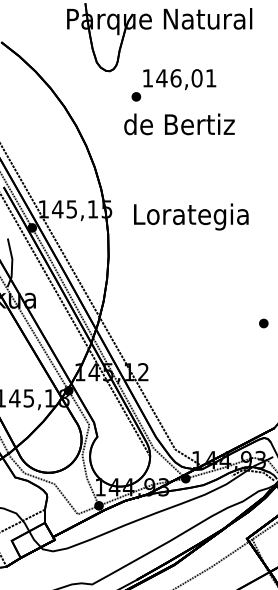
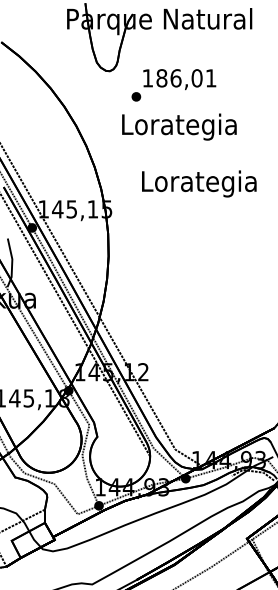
text: 146,01 -> 186,01 (161, 78)
text: de Bertiz -> Lorategia (179, 126)
text position: (191, 216) -> (199, 183) (199, 183)
part: present -> none (263, 323)
